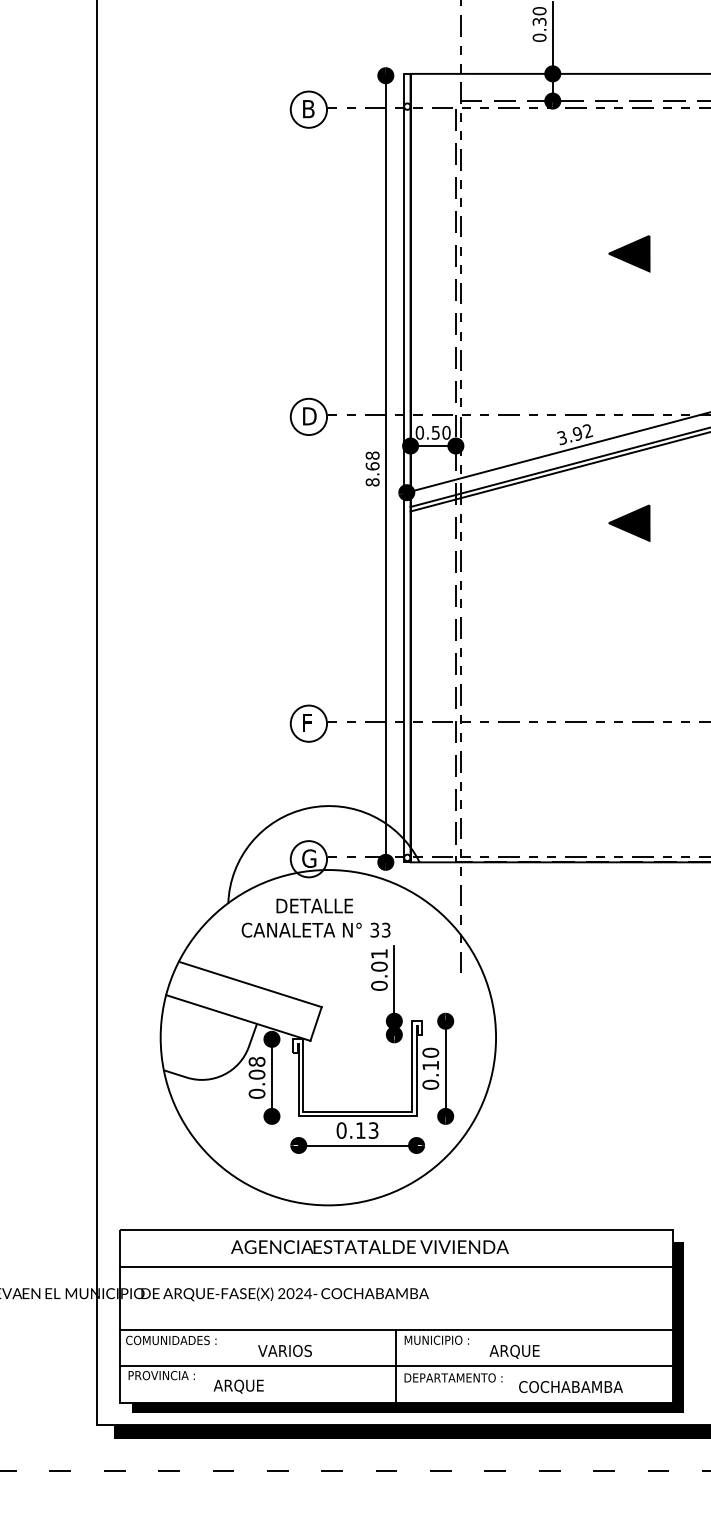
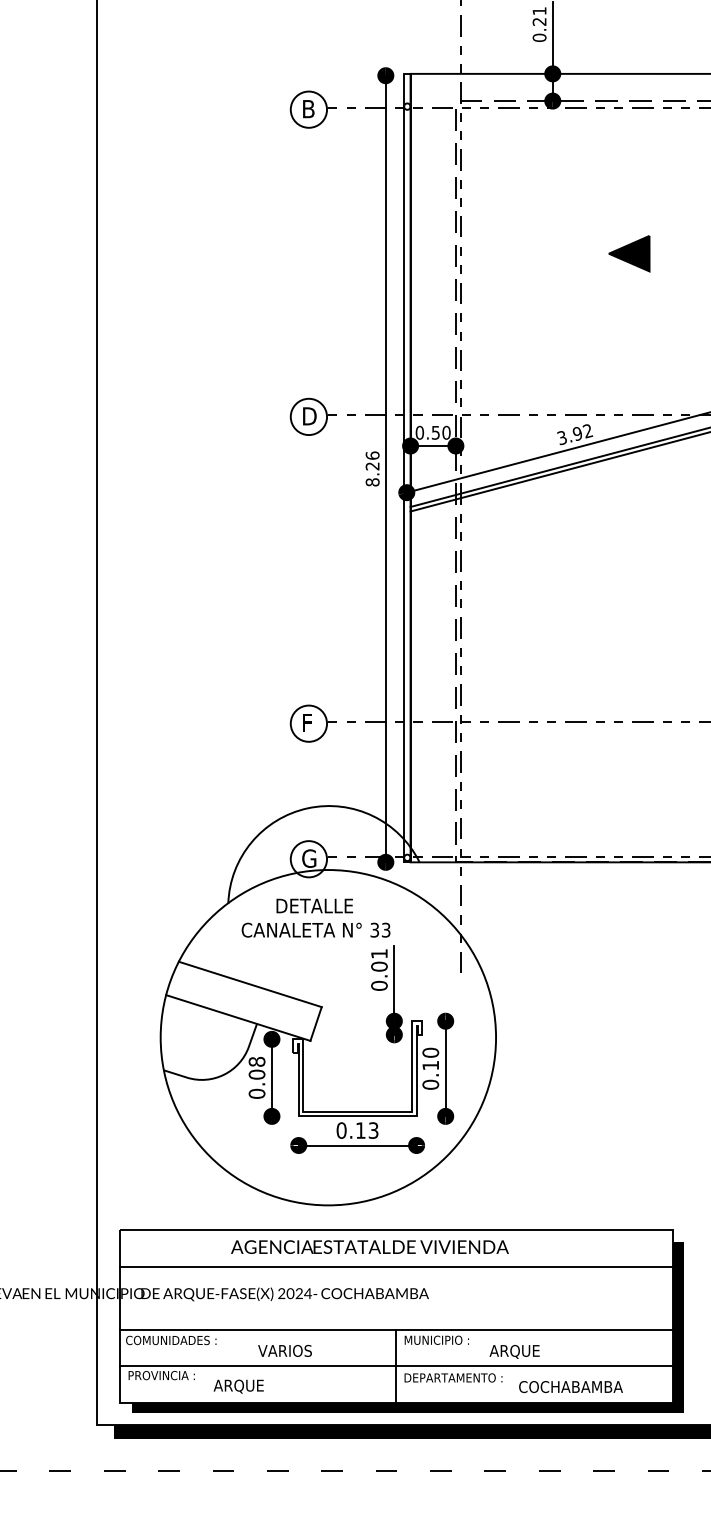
text: 0.30 -> 0.21 (539, 16)
text: 8.68 -> 8.26 (372, 460)
part: present -> none (629, 523)
